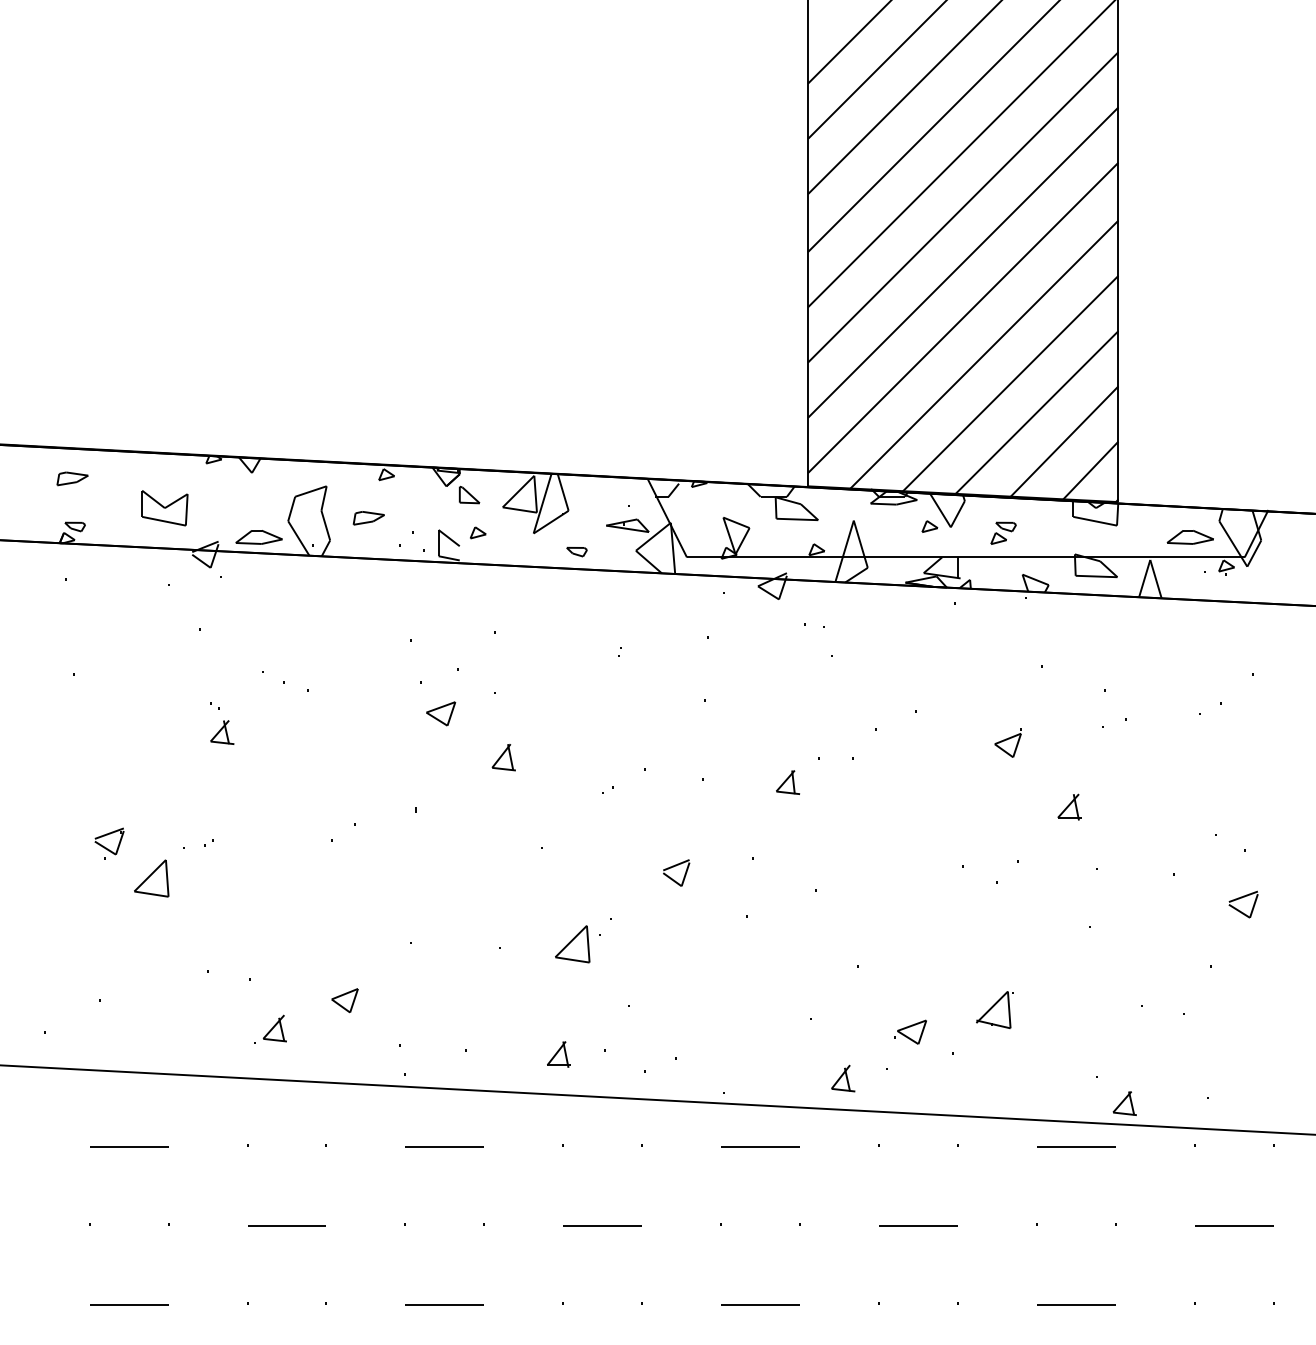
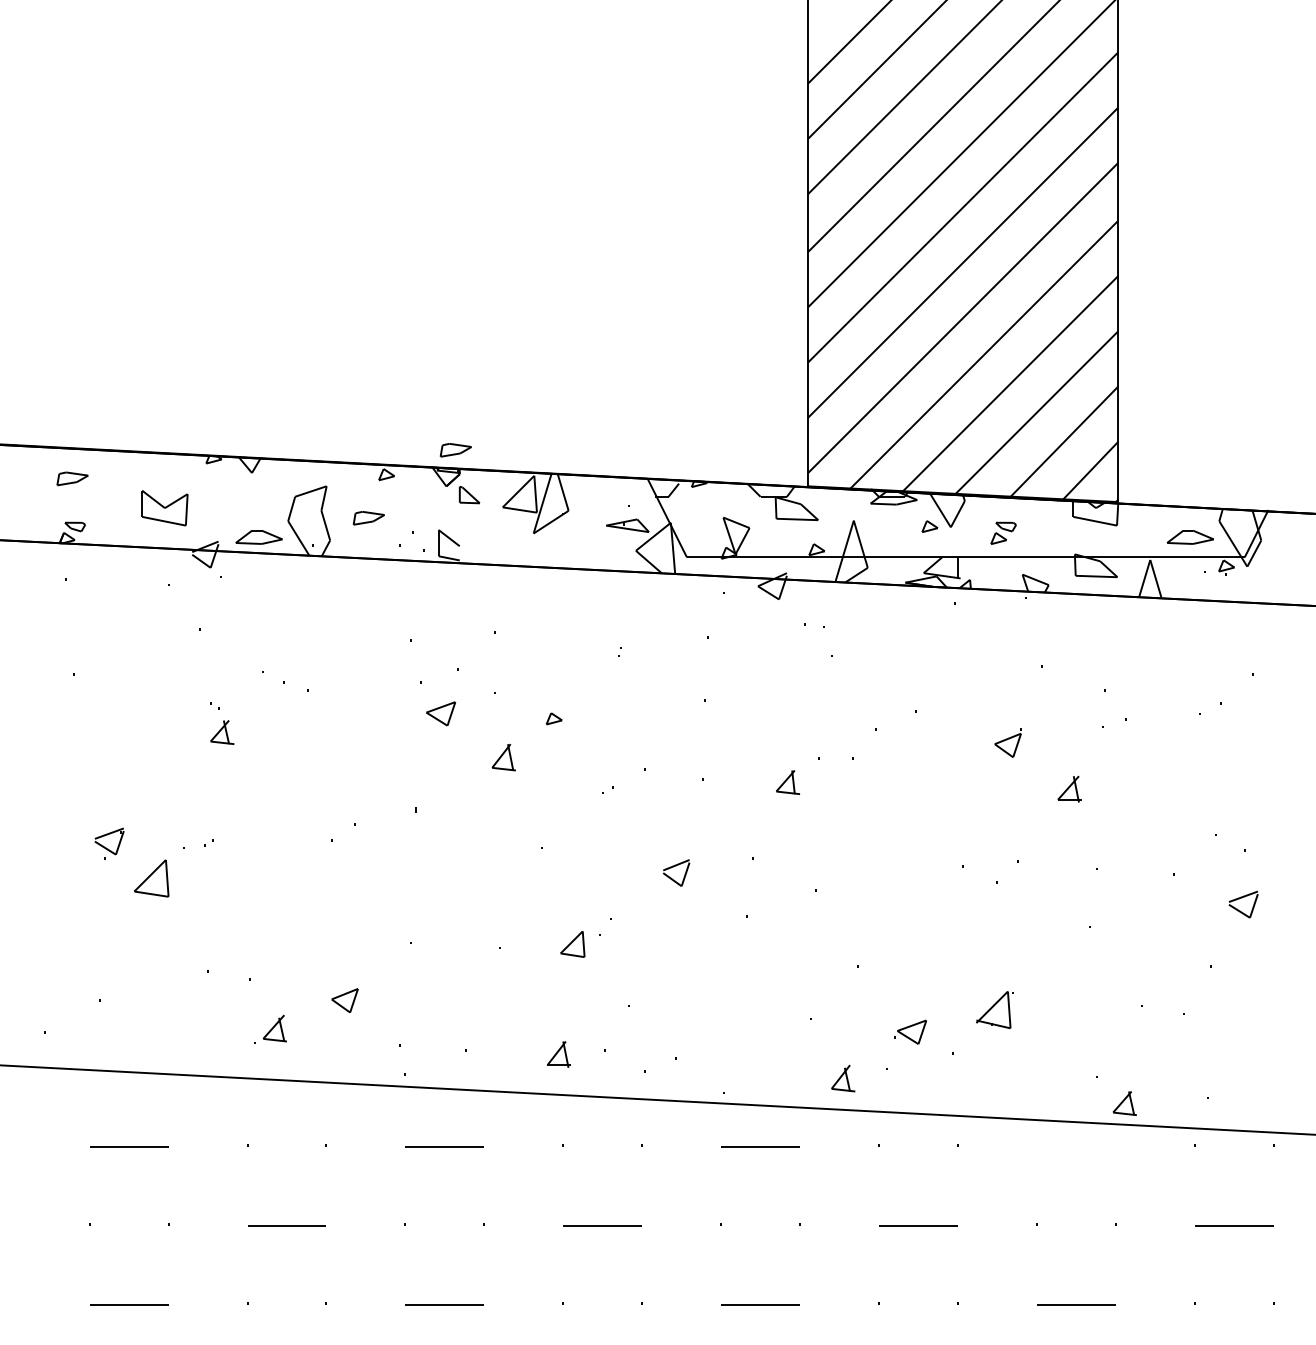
part: none -> present (455, 450)
part position: (478, 532) -> (554, 718) (554, 718)
part: present -> none (576, 551)
part position: (1069, 806) -> (1069, 788) (1069, 788)
part size: 36x39 px -> 26x27 px (572, 944)
line: present -> none (1076, 1146)
